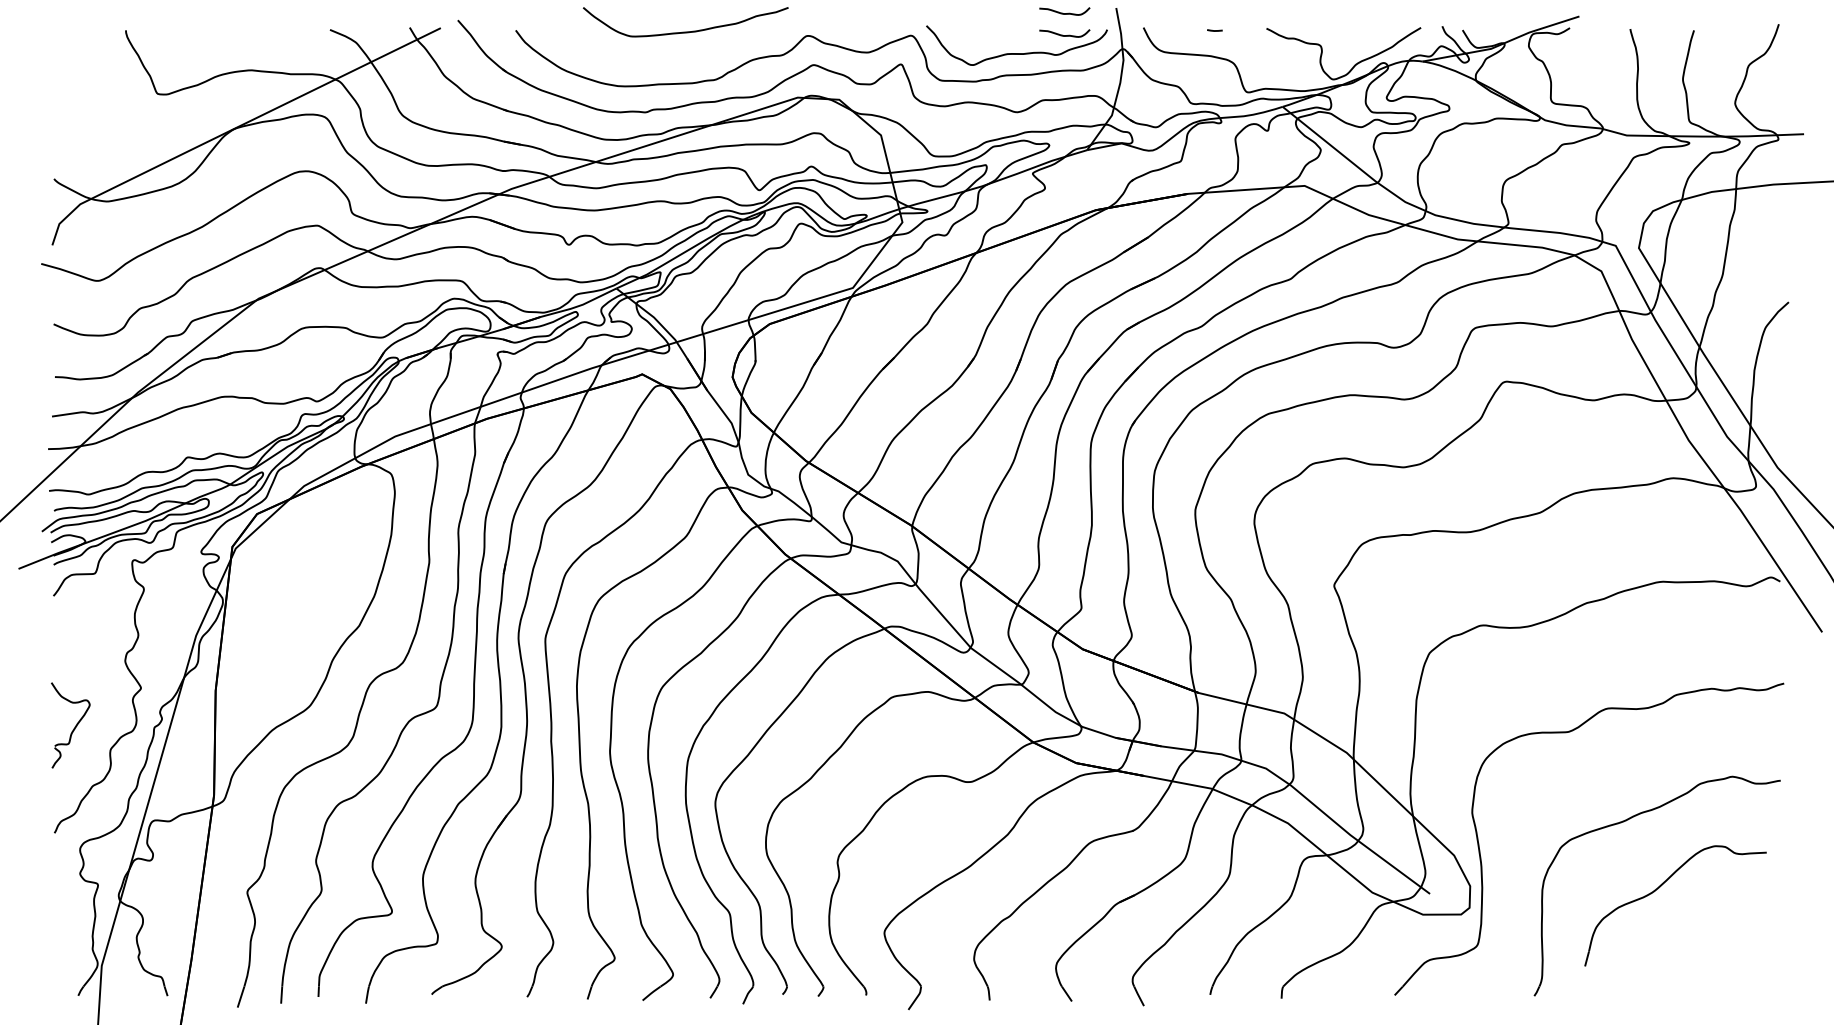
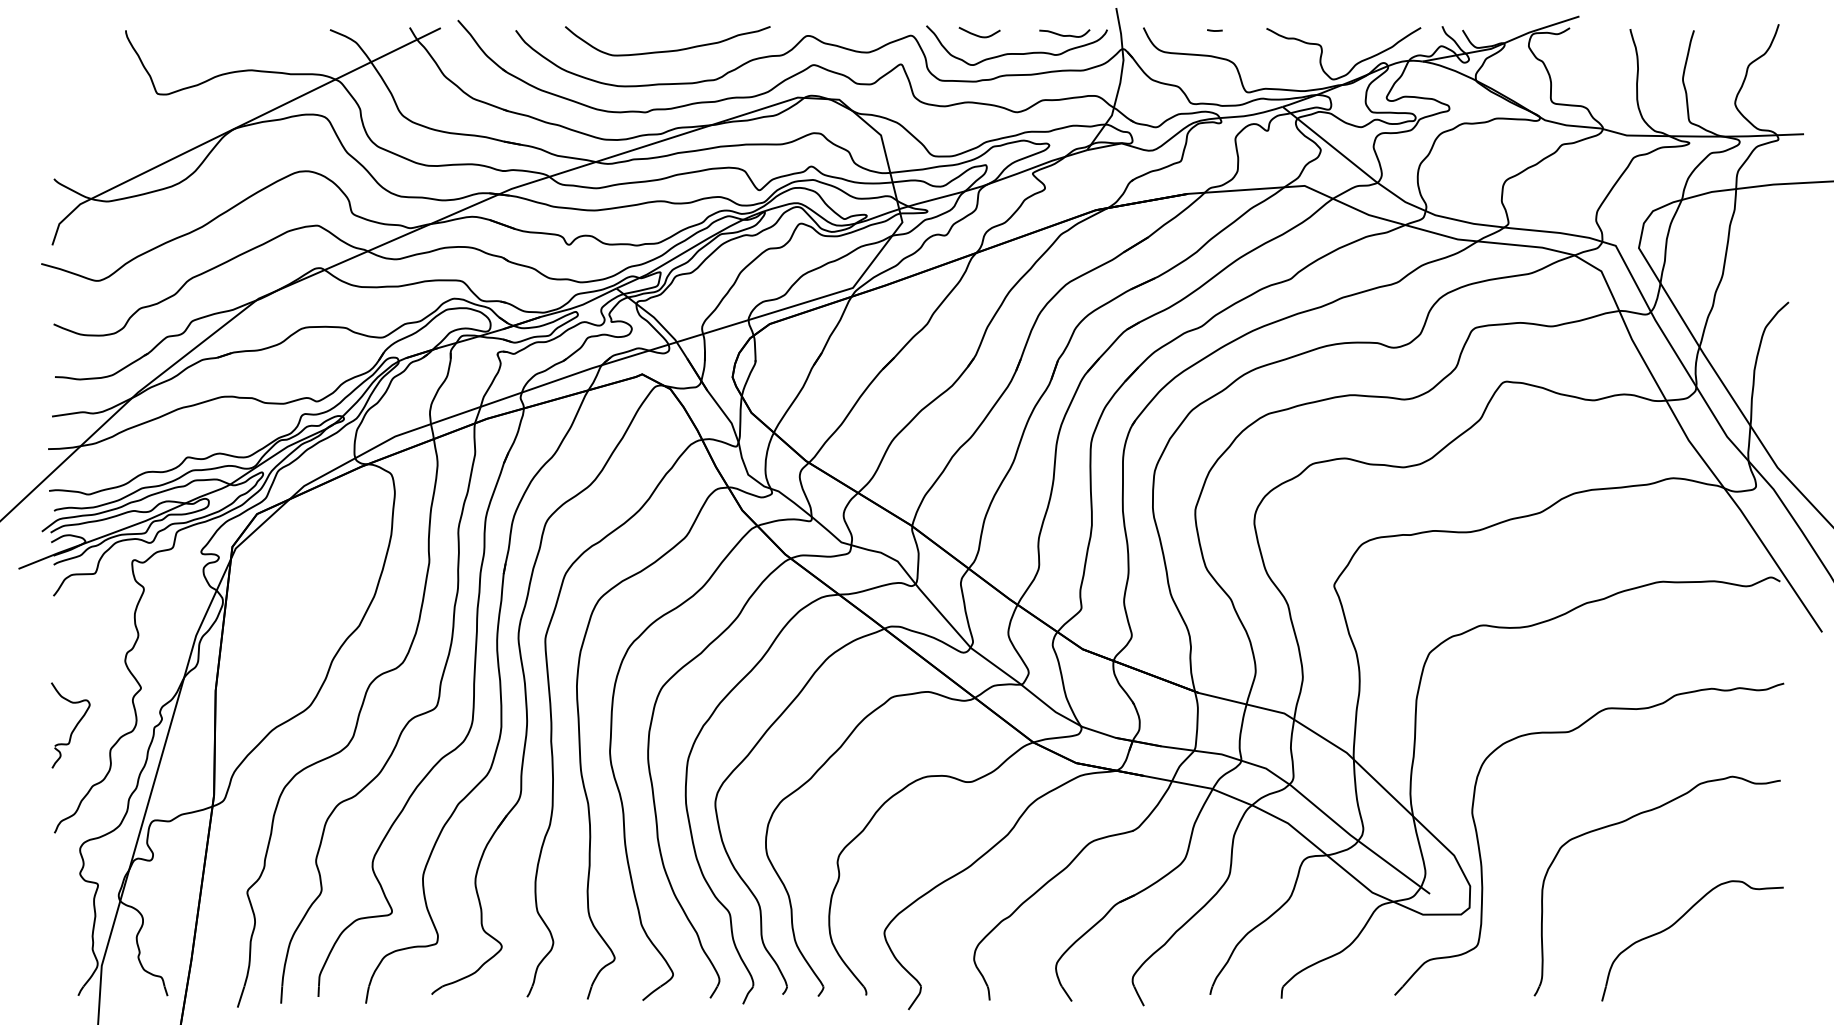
curve: present -> none (1064, 13)
curve position: (685, 31) -> (667, 50) (667, 50)
curve: none -> present (977, 34)
part position: (1659, 888) -> (1676, 923) (1676, 923)
